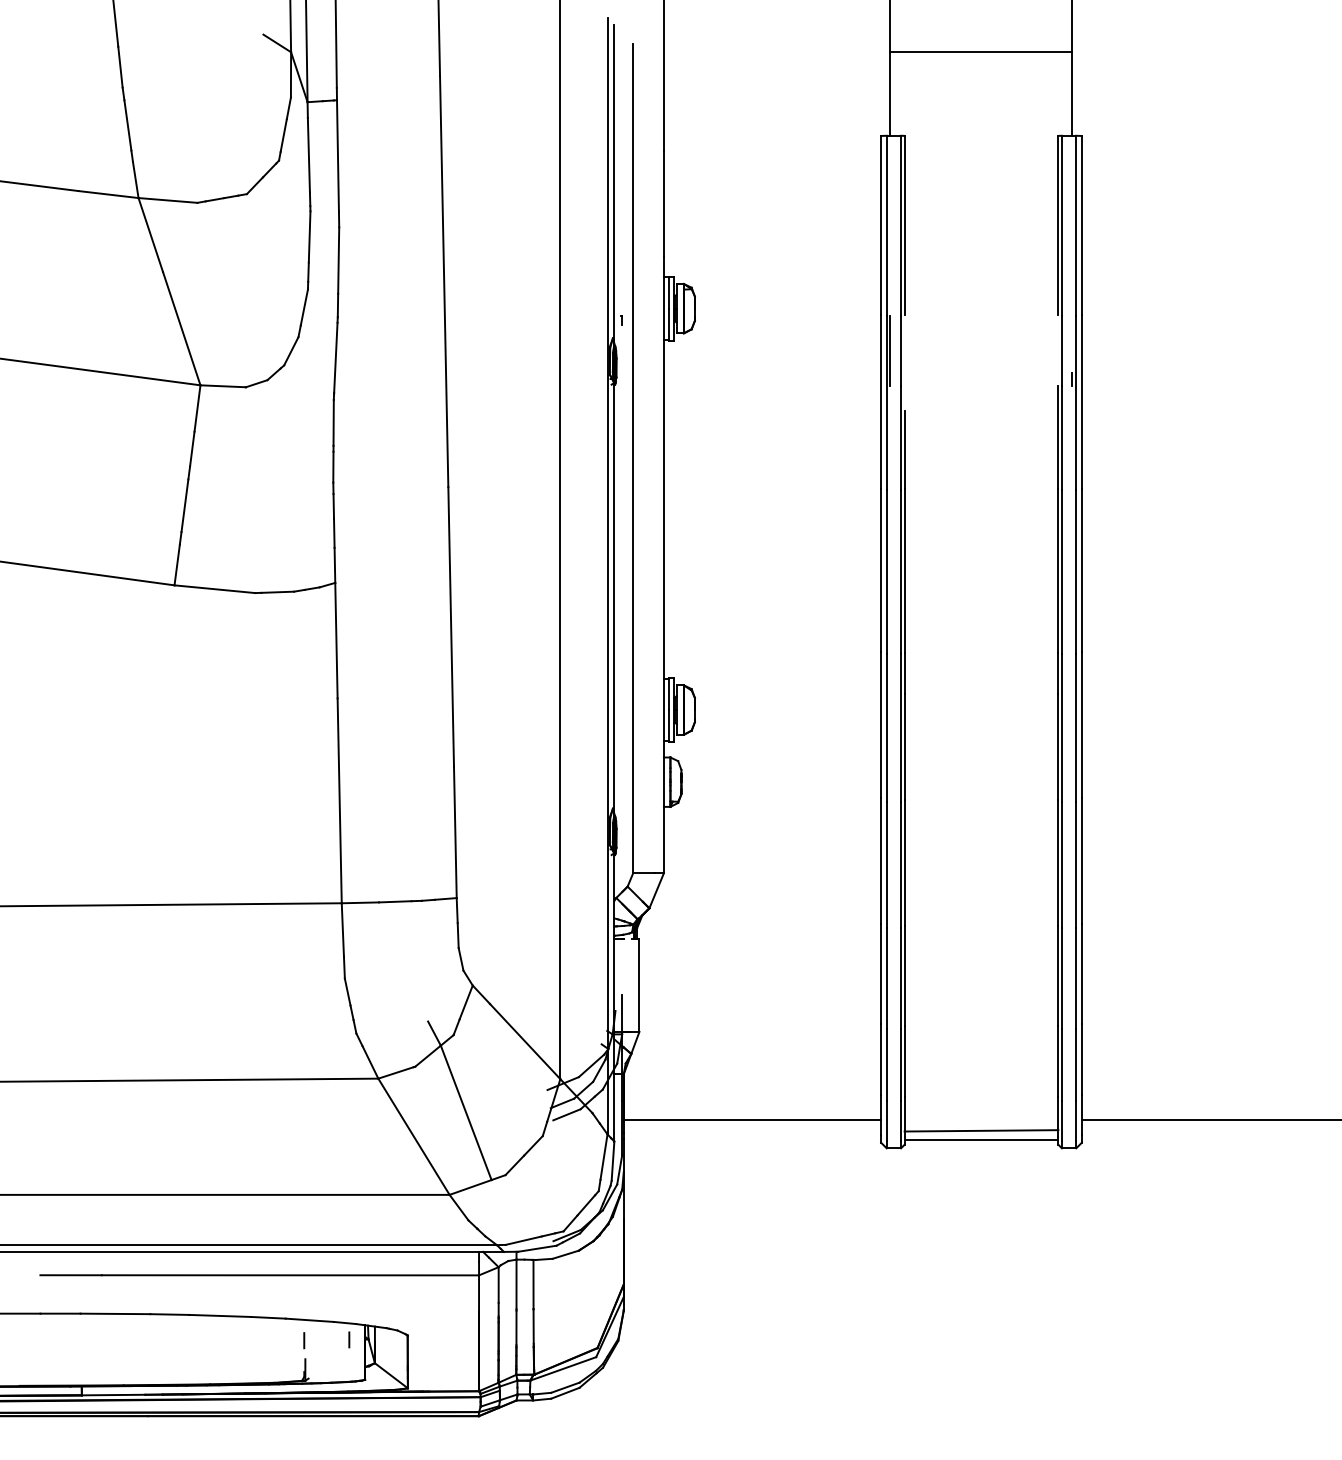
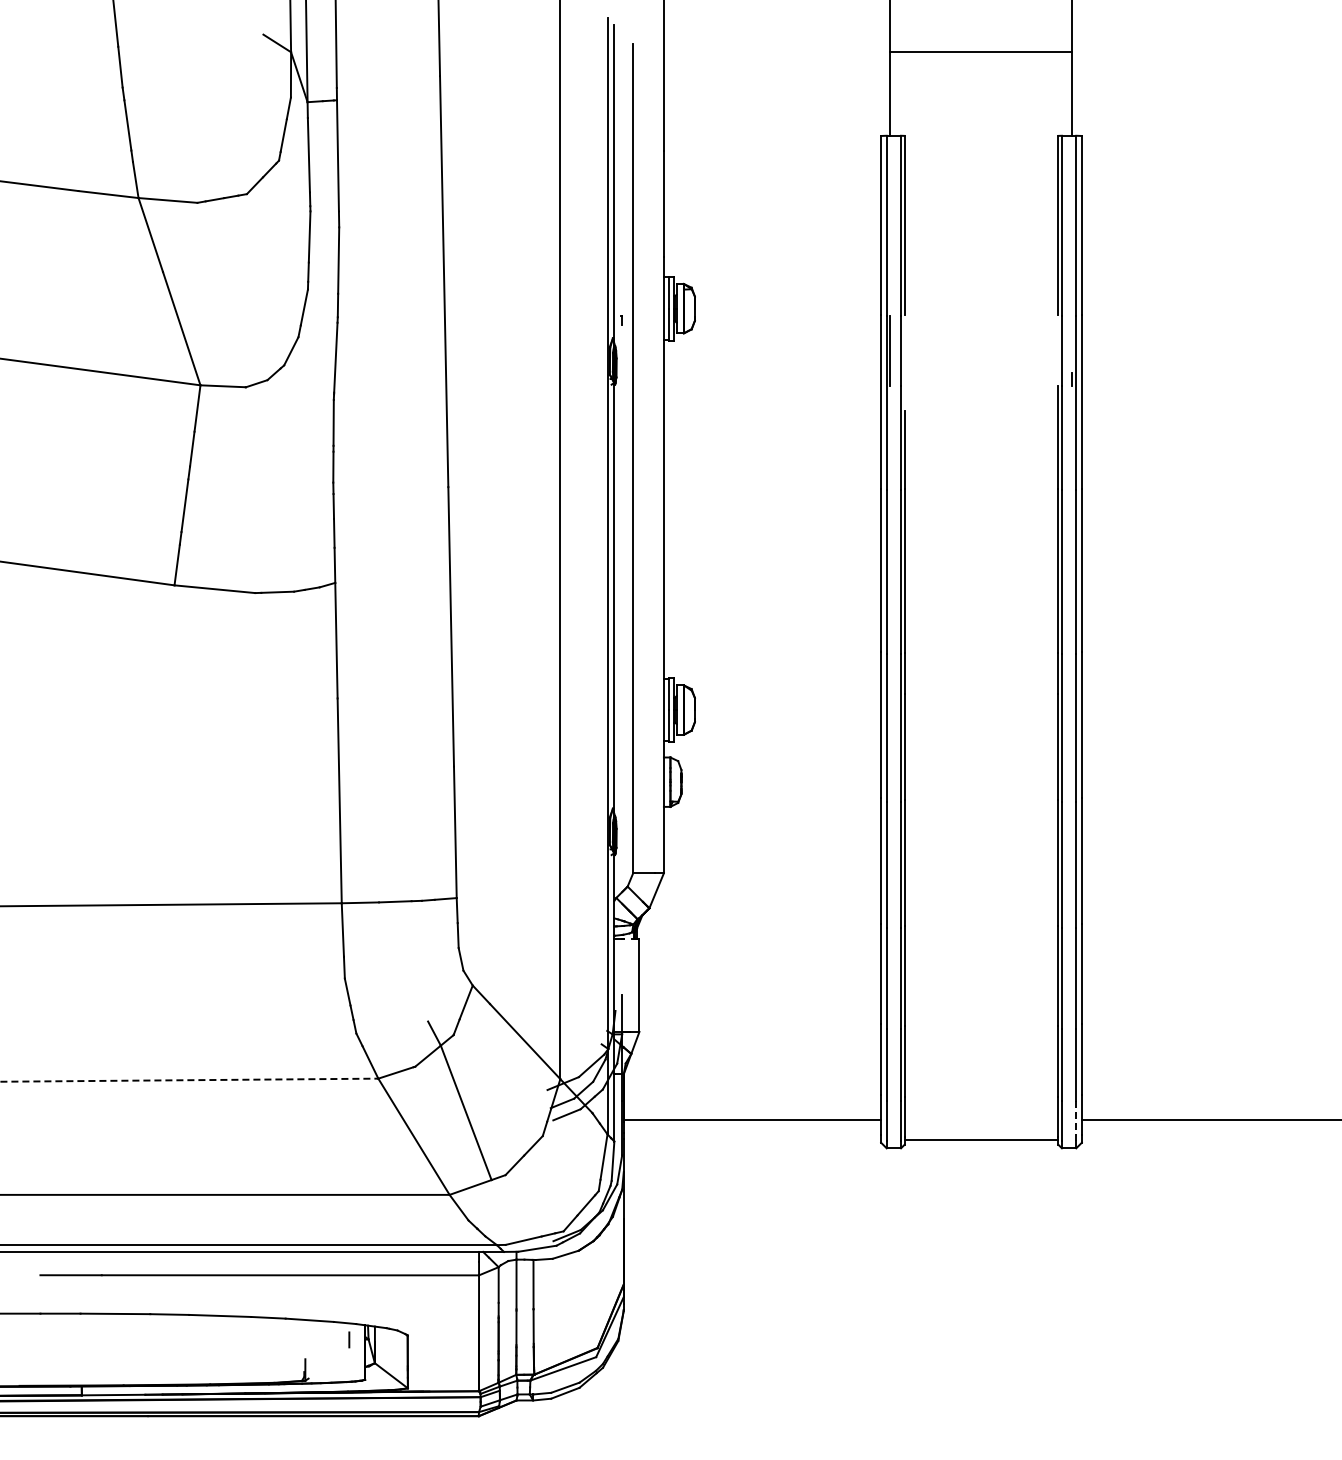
line: solid -> dashed (189, 1080)
line: solid -> dashed (1076, 1121)
line: present -> none (981, 1130)
line: present -> none (304, 1340)
